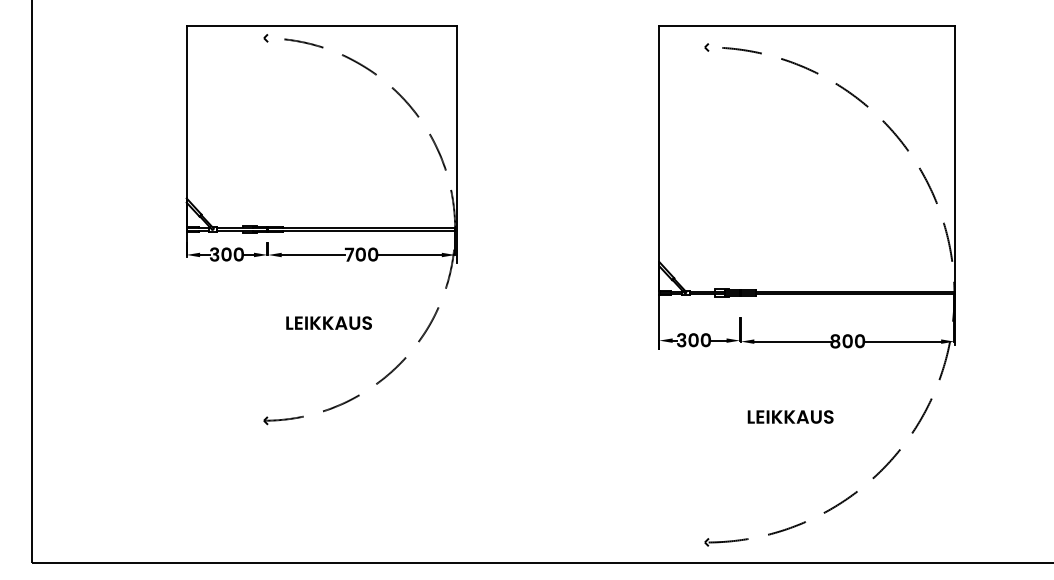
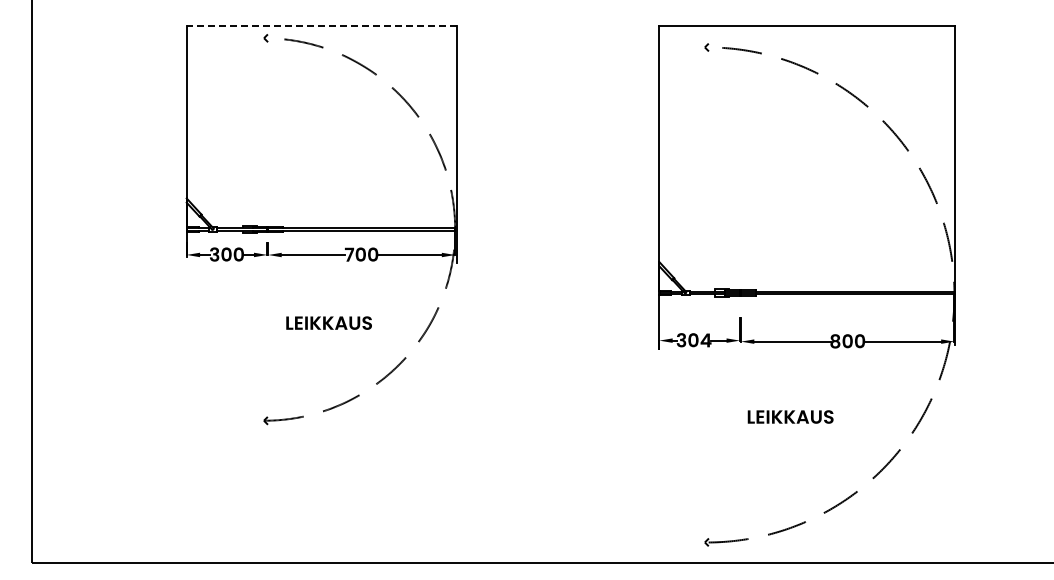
line: solid -> dashed (321, 26)
text: 300 -> 304 (693, 340)
